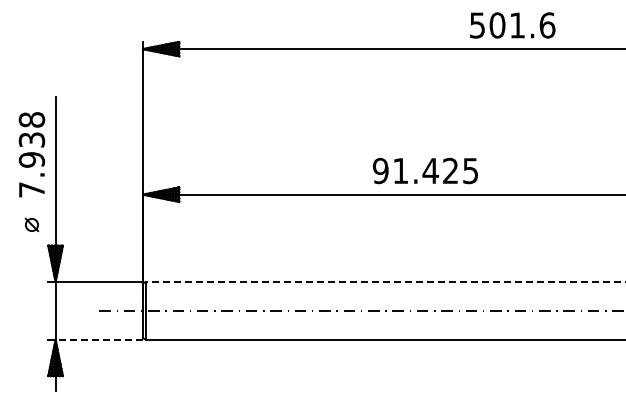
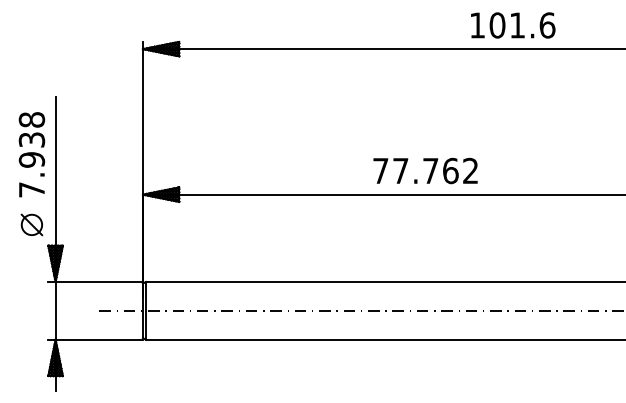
text: 501.6 -> 101.6 (477, 25)
text: 91.425 -> 77.762 (424, 170)
part size: 16x16 px -> 24x24 px (31, 224)
line: dashed -> solid (385, 281)
line: dashed -> solid (99, 339)
